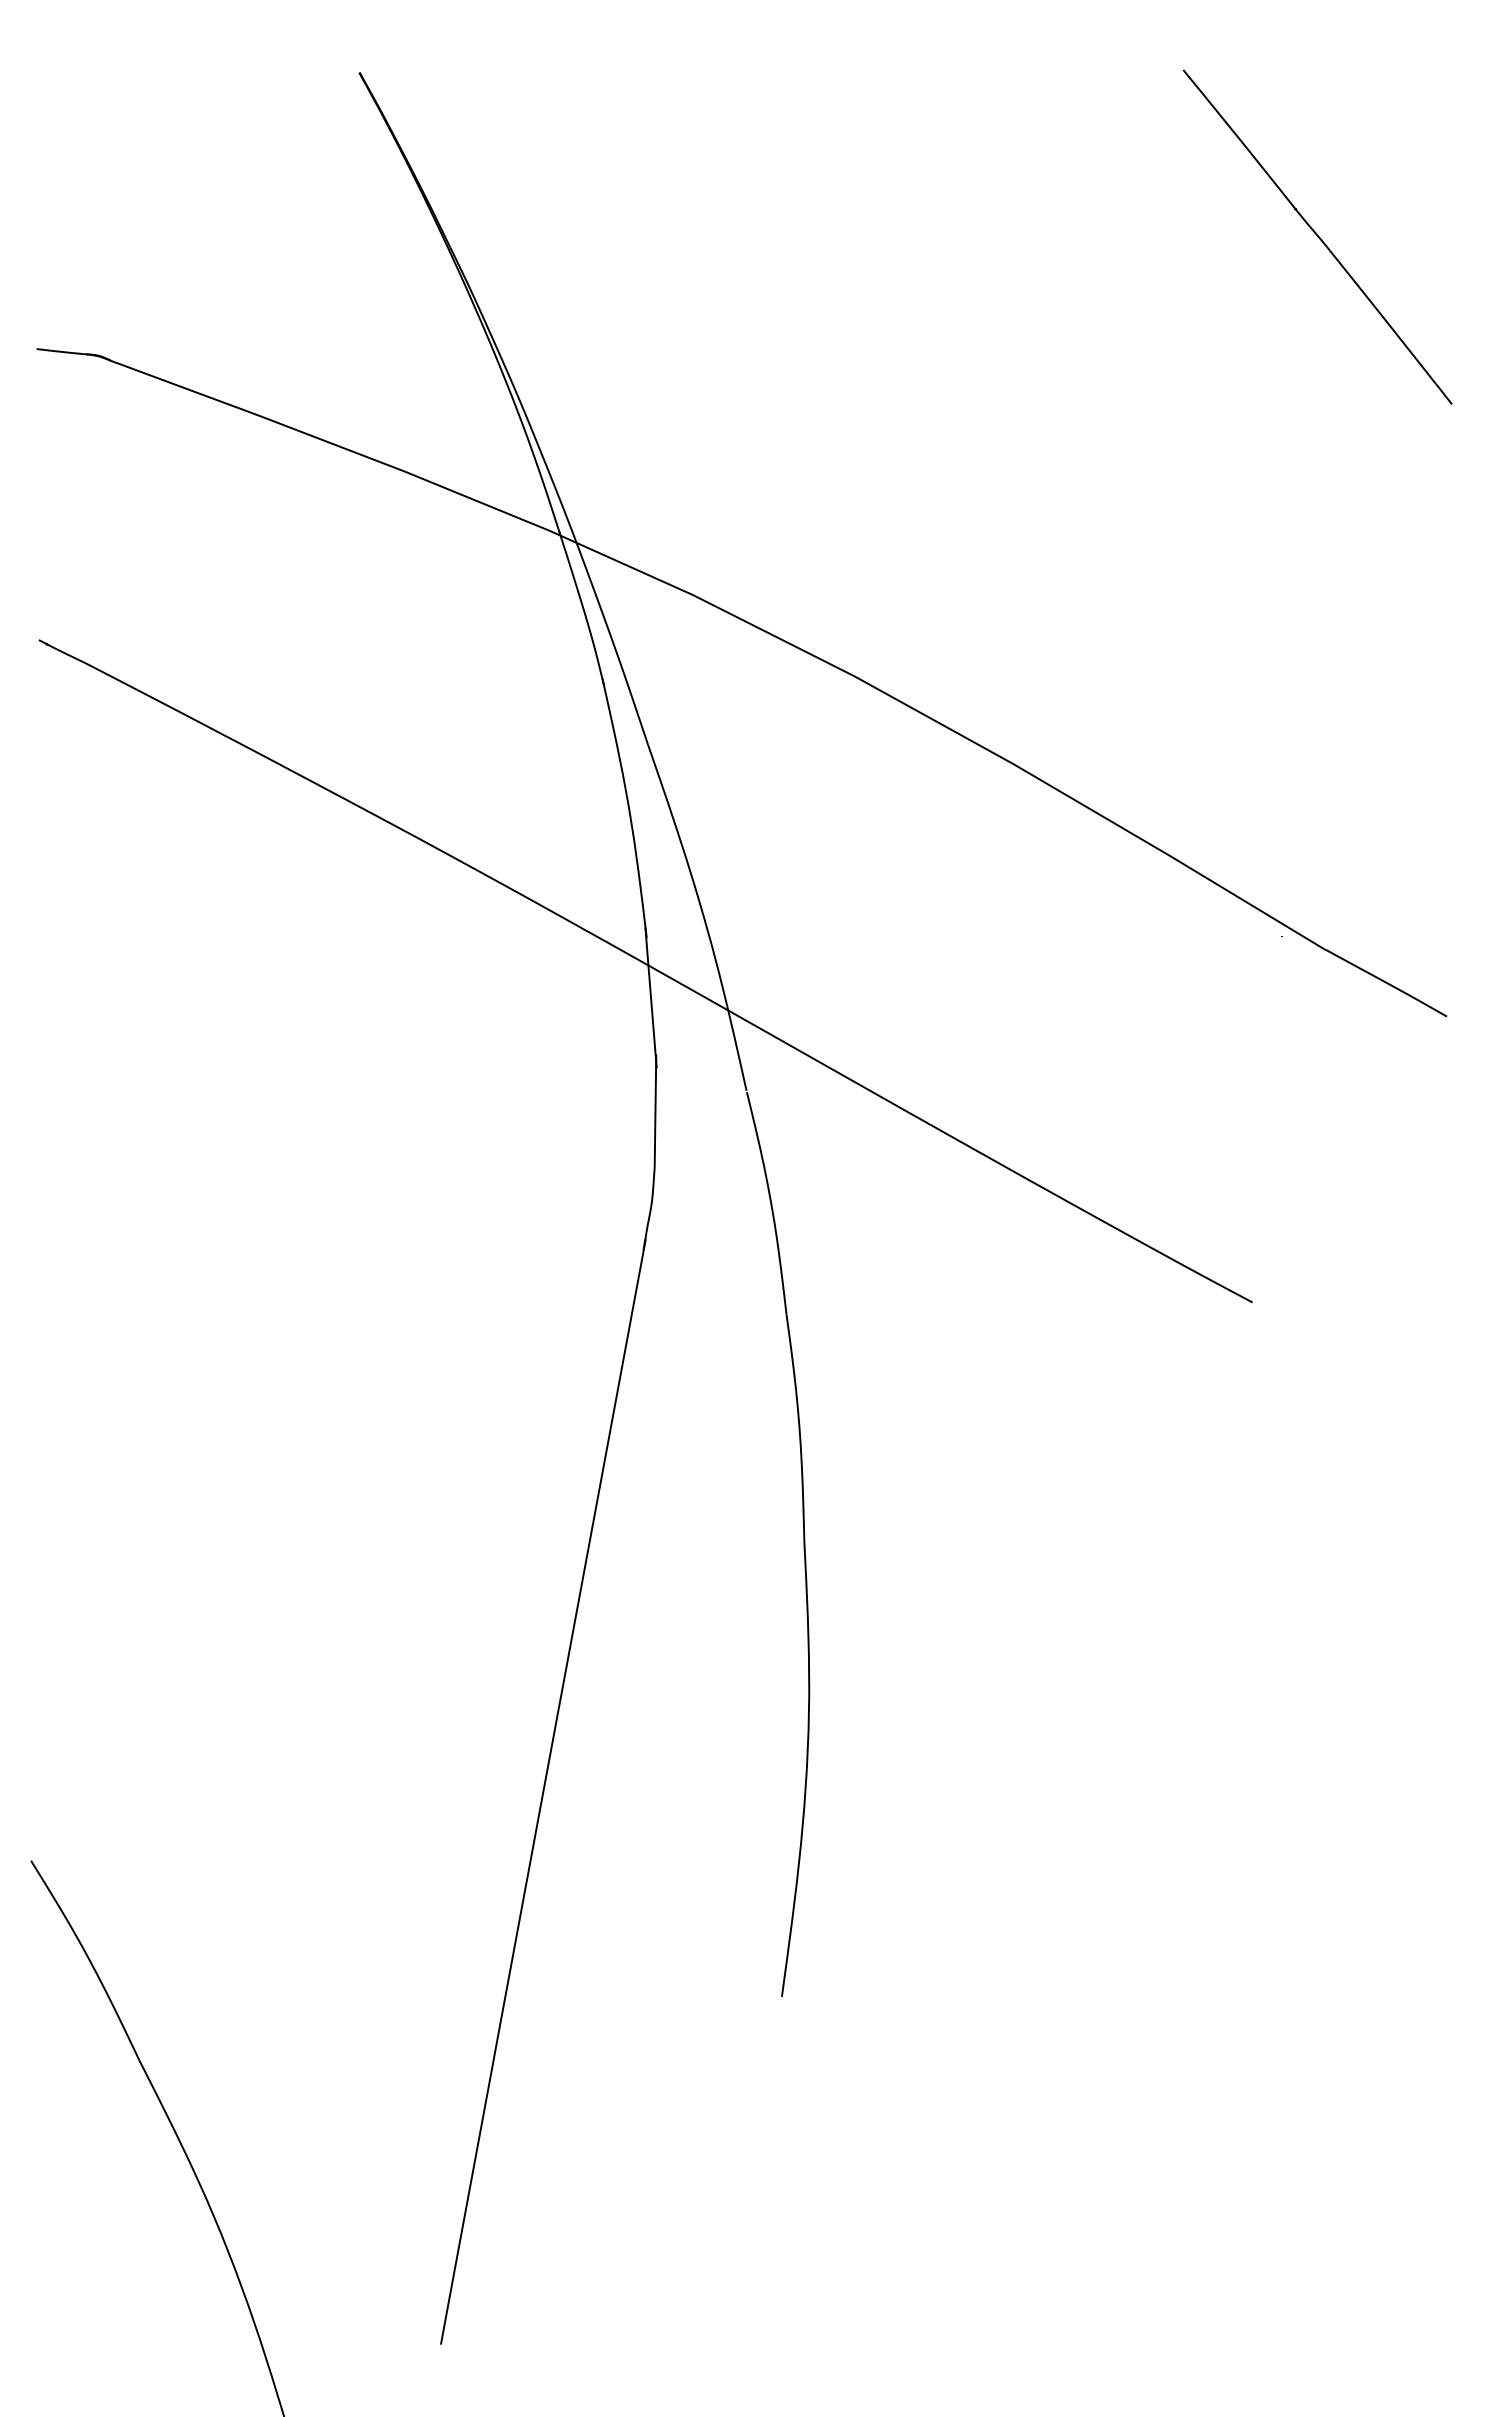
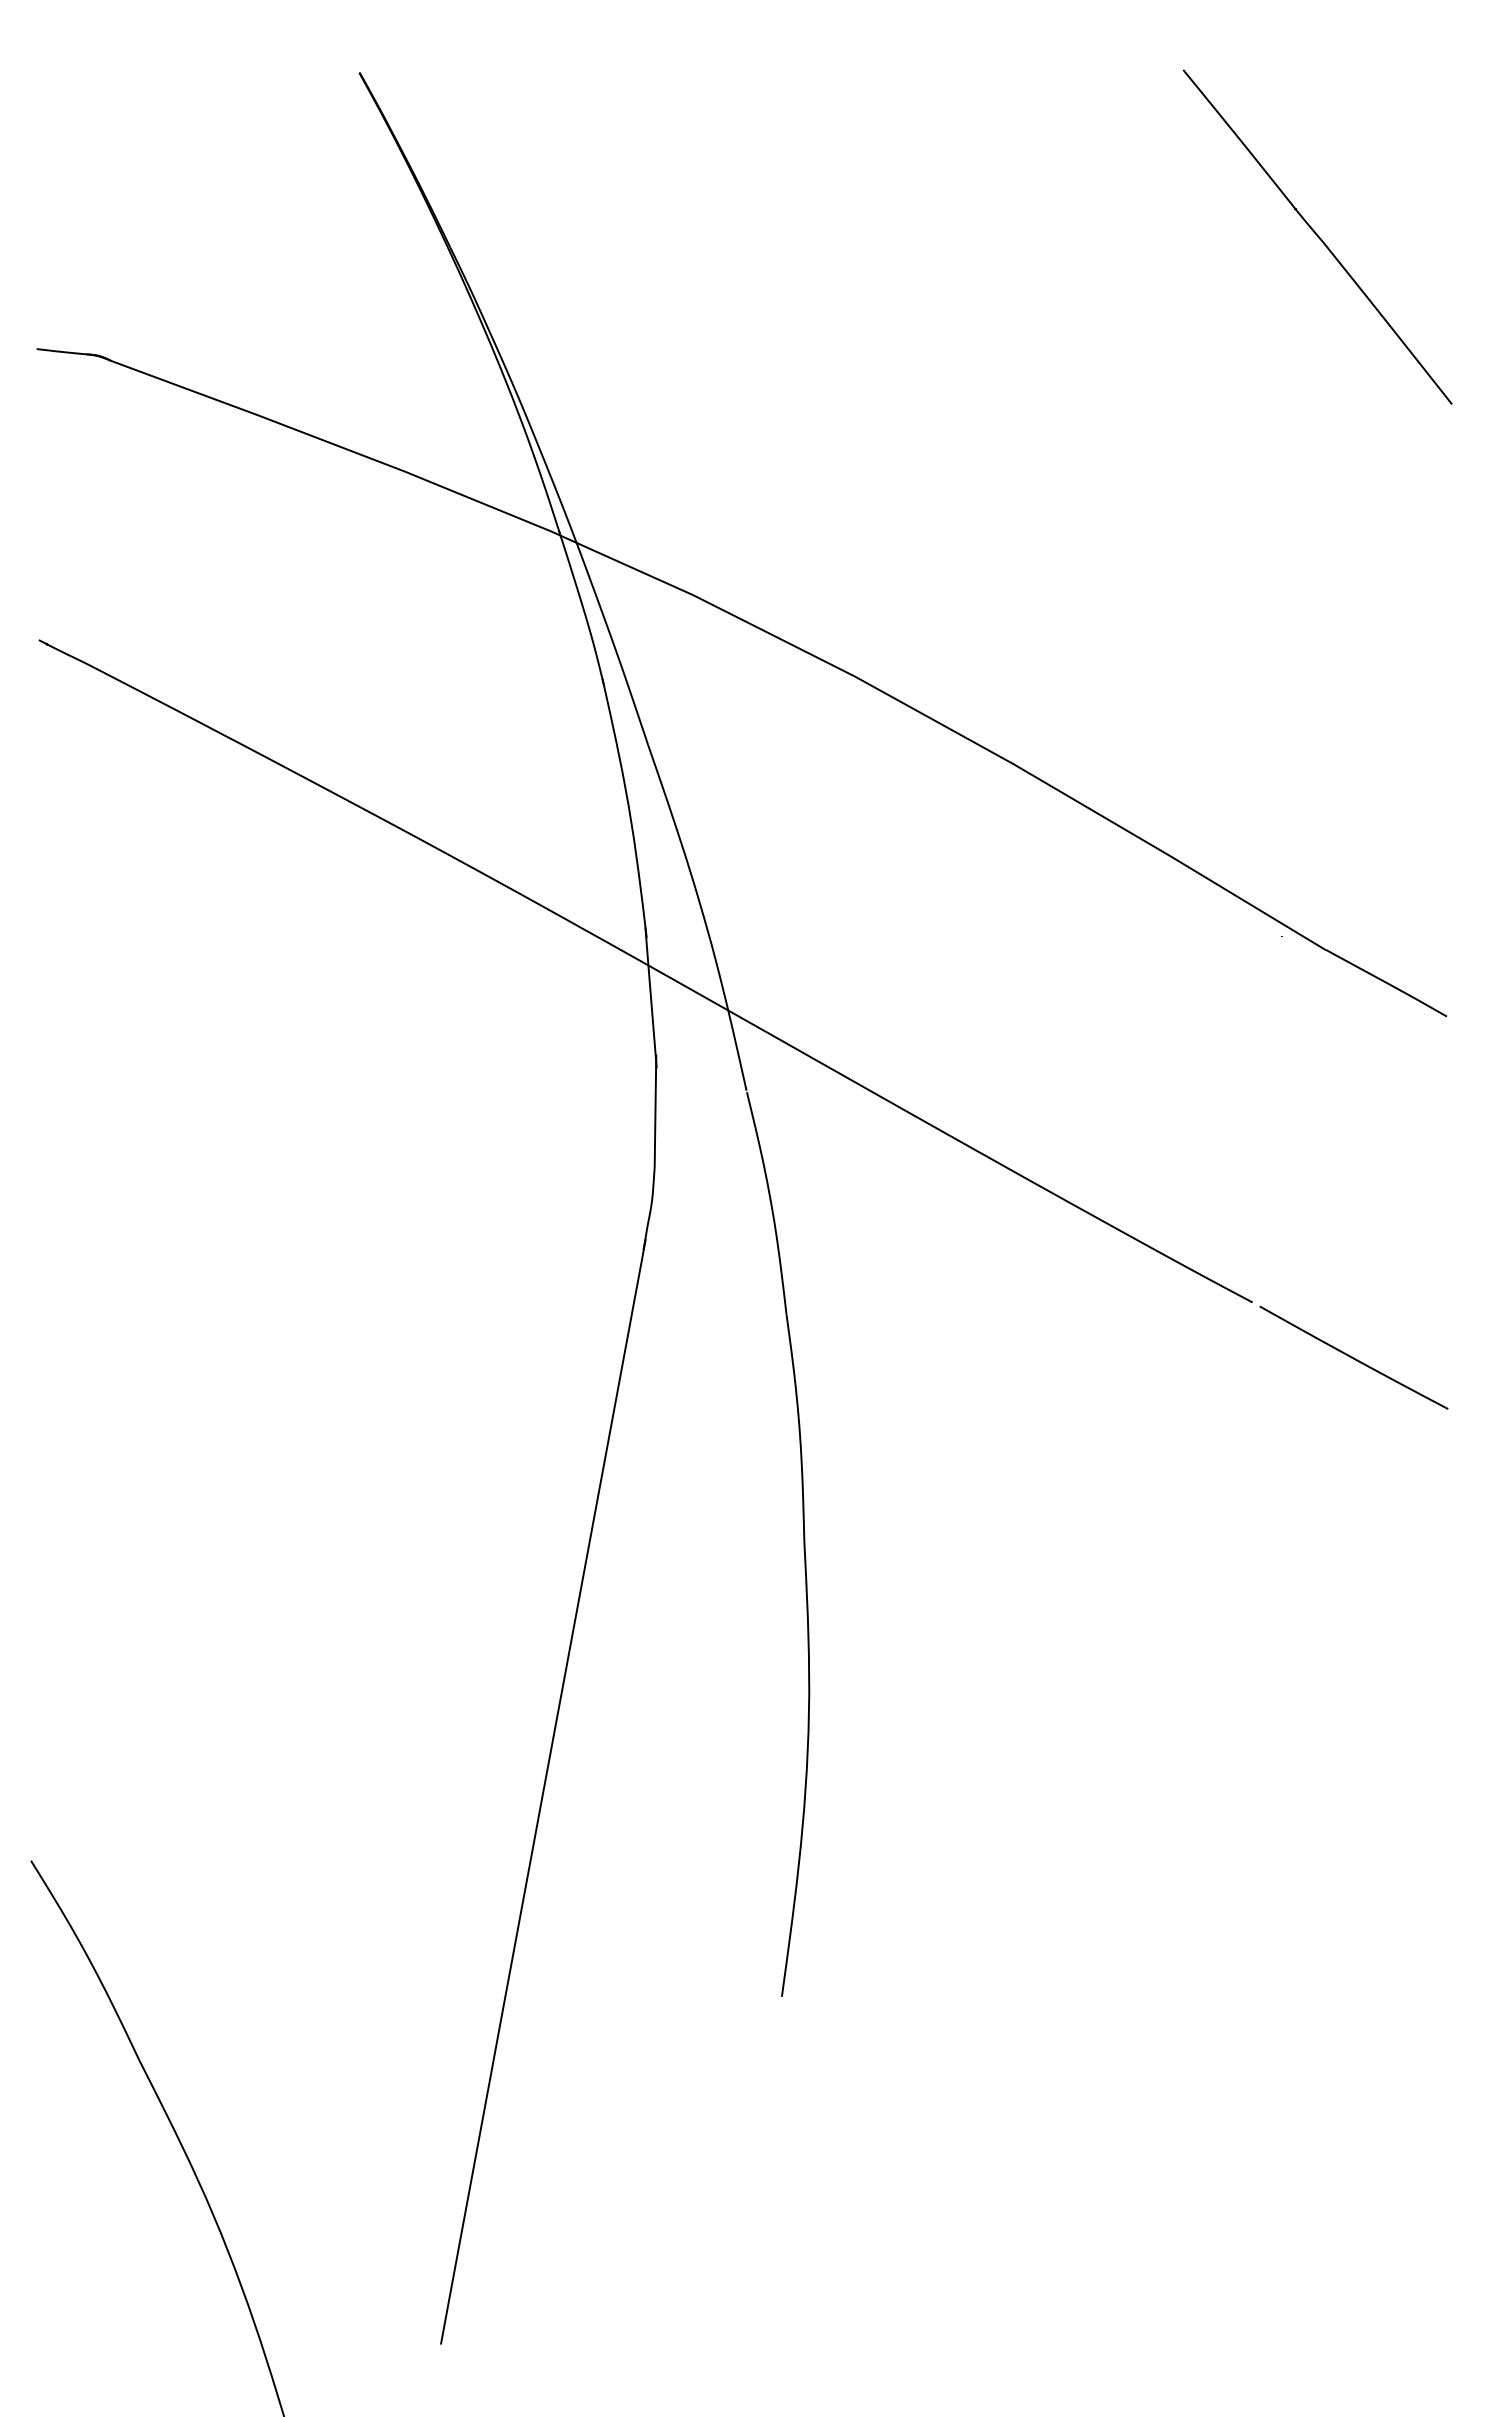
line: none -> present (1353, 1357)
